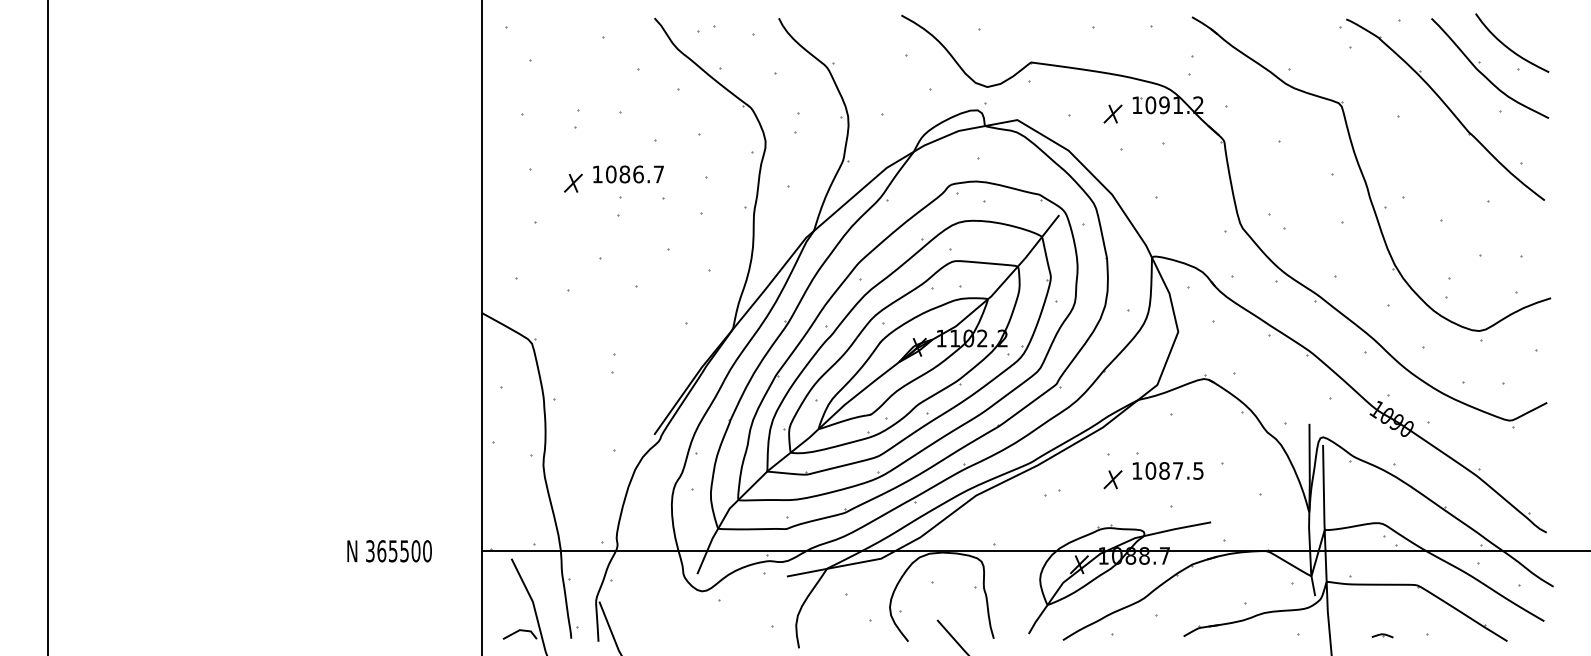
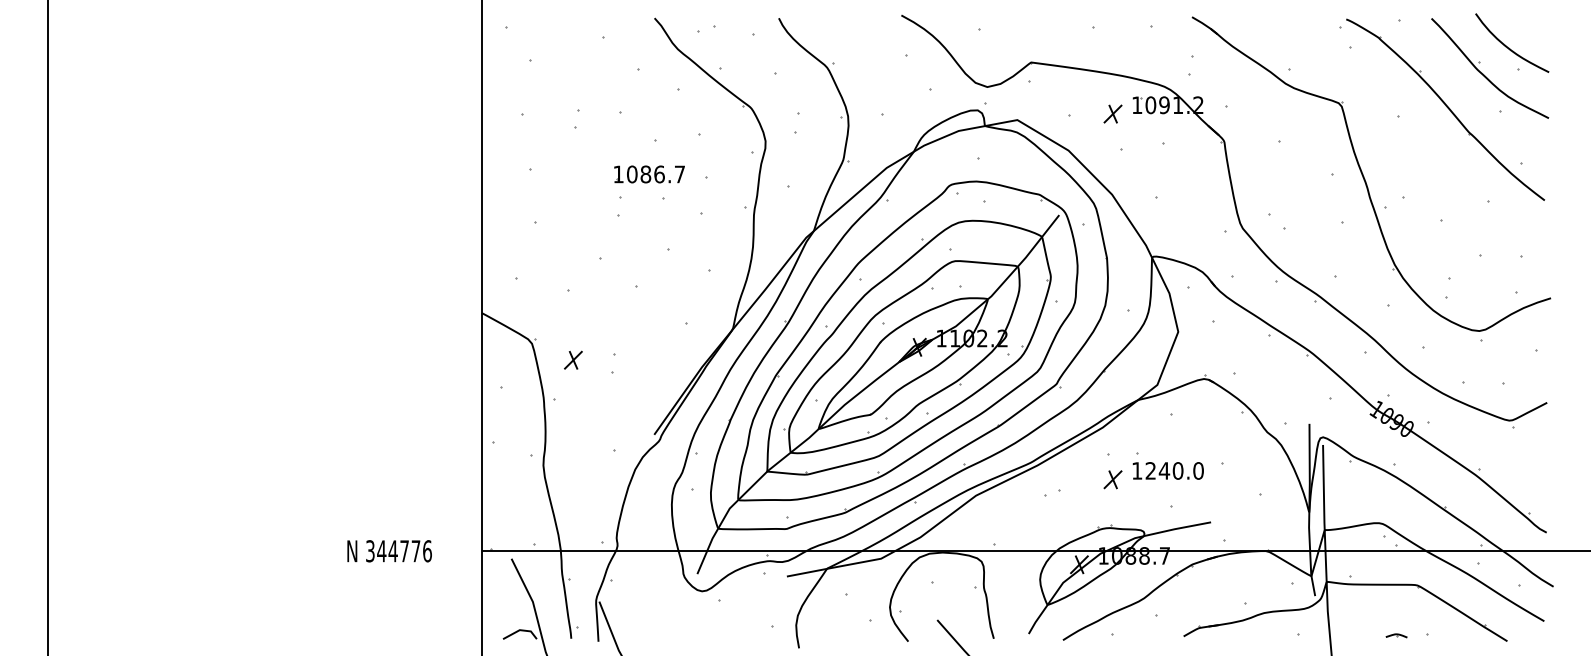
part position: (628, 174) -> (649, 174) (649, 174)
part position: (573, 182) -> (573, 359) (573, 359)
text: 1087.5 -> 1240.0 (1174, 470)
text: 365500 -> 344776 (404, 551)
part position: (1382, 635) -> (1396, 635) (1396, 635)
